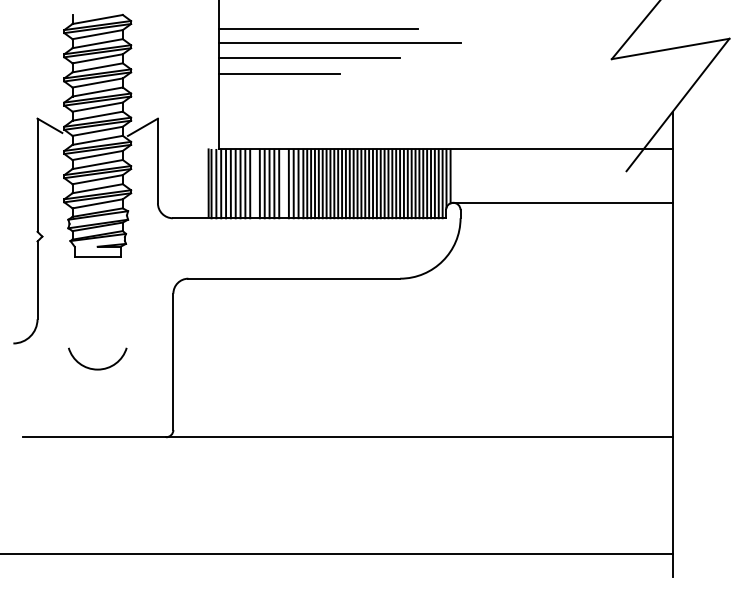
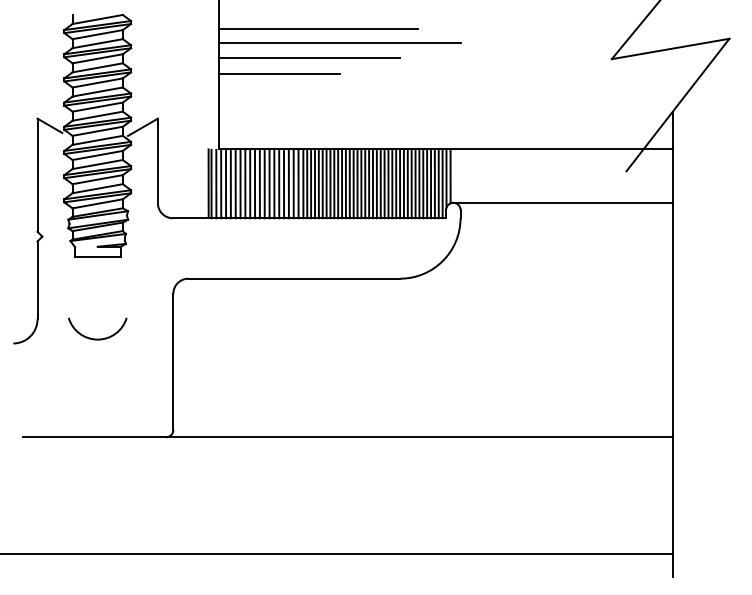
line: none -> present (255, 183)
line: none -> present (284, 183)
arc position: (97, 368) -> (97, 338) (97, 338)
